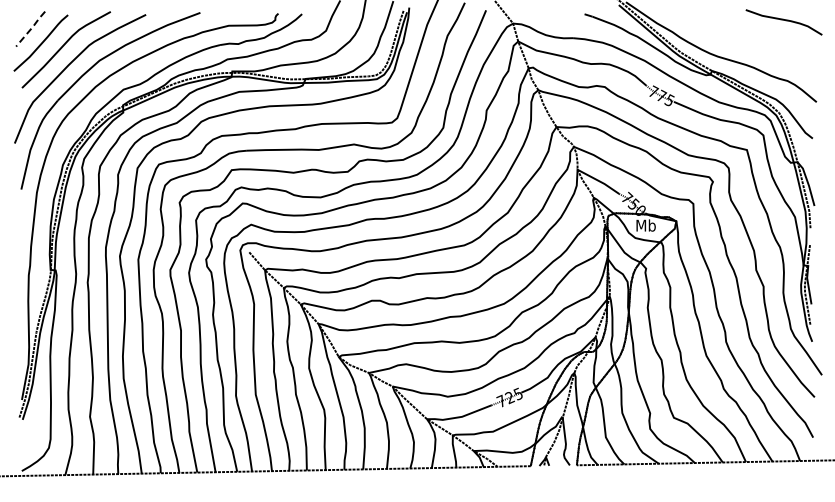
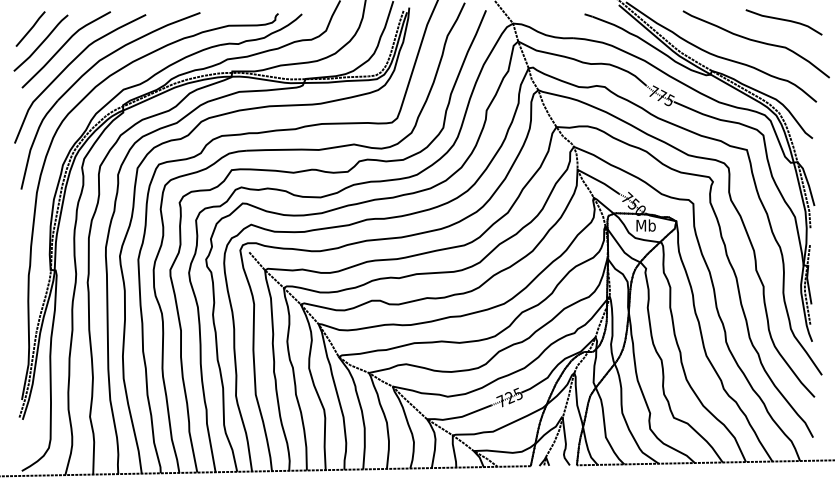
line: dashed -> solid (31, 28)
curve: none -> present (756, 42)
